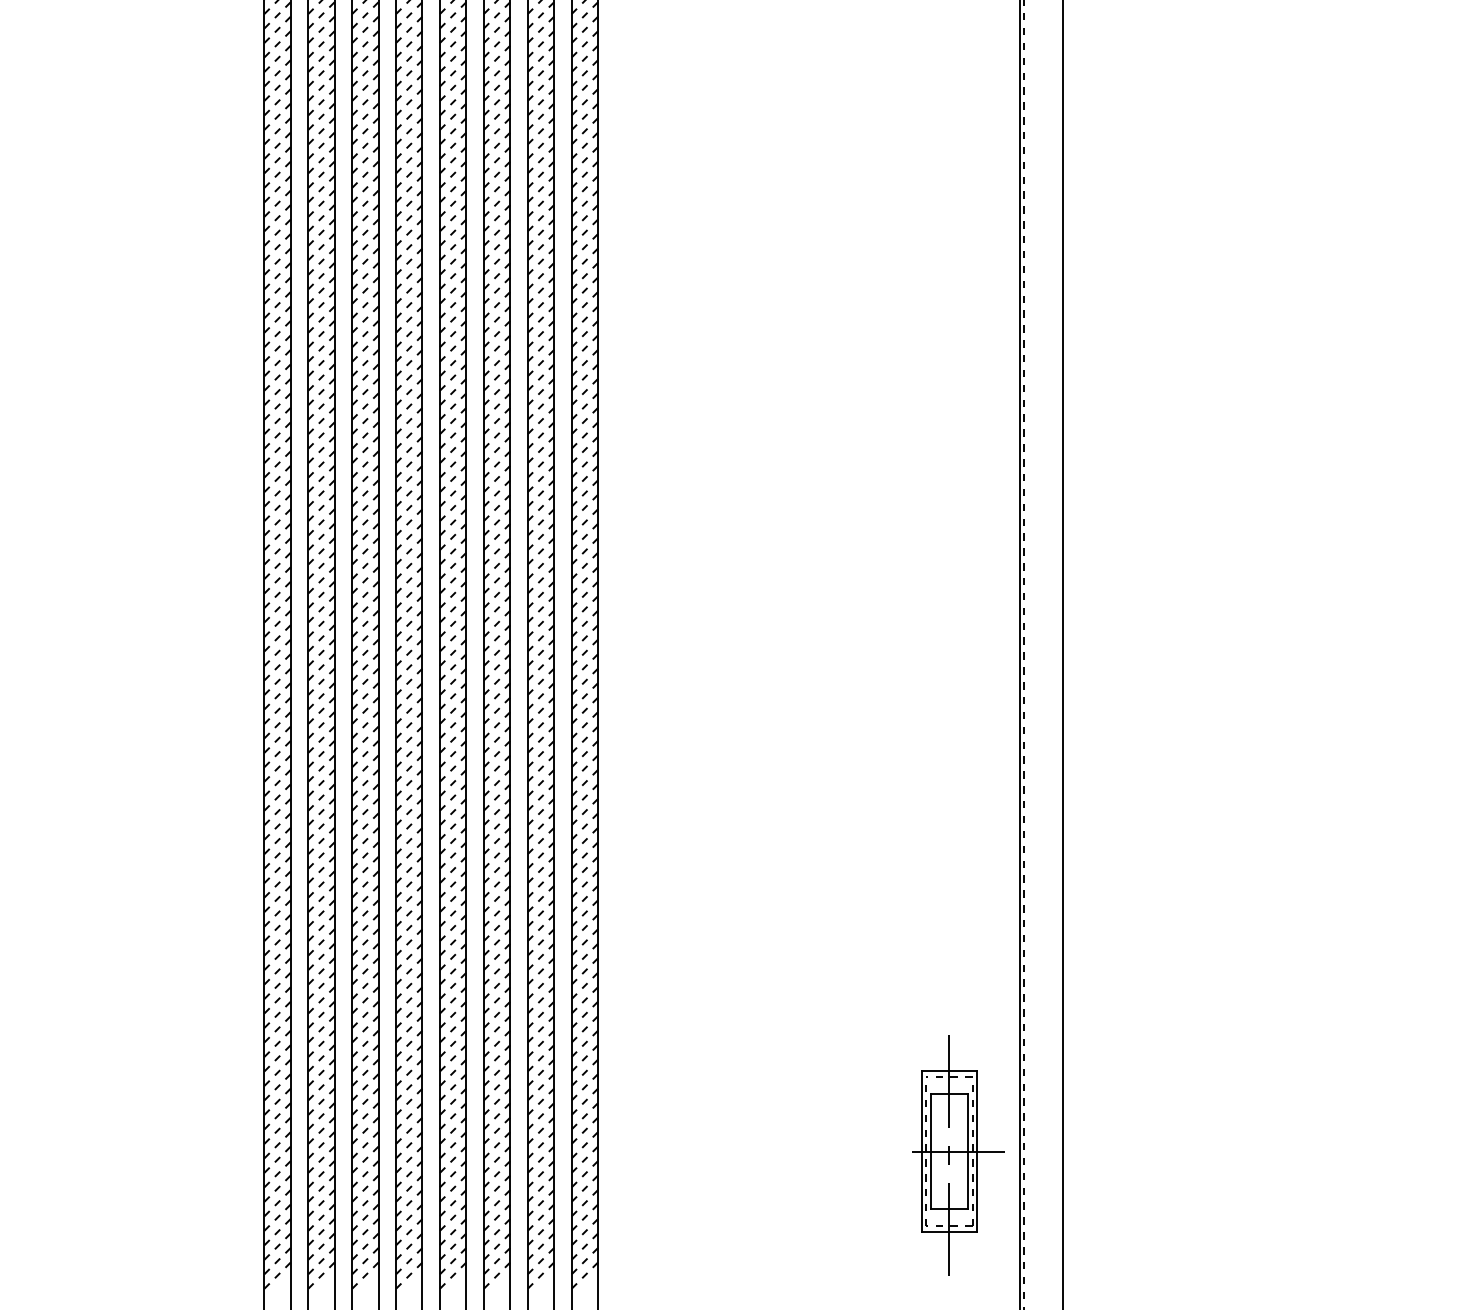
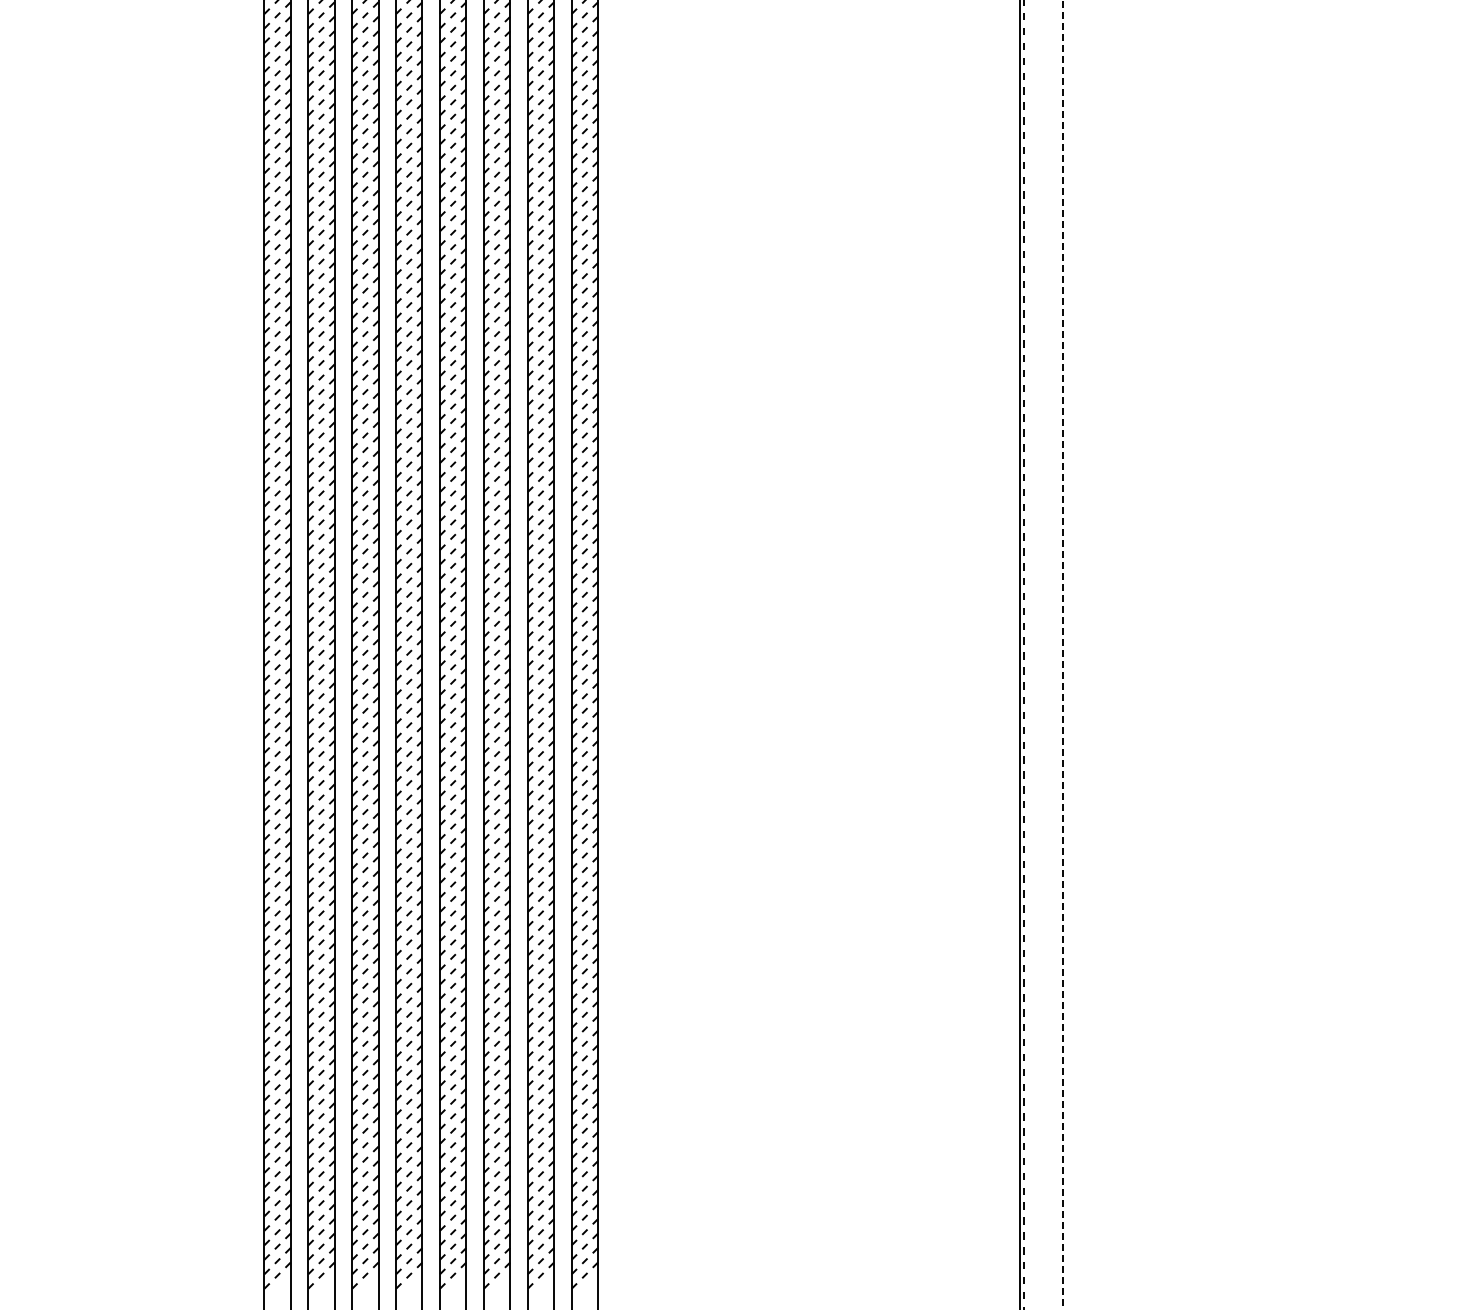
line: solid -> dashed (1063, 654)
part: present -> none (958, 1155)
